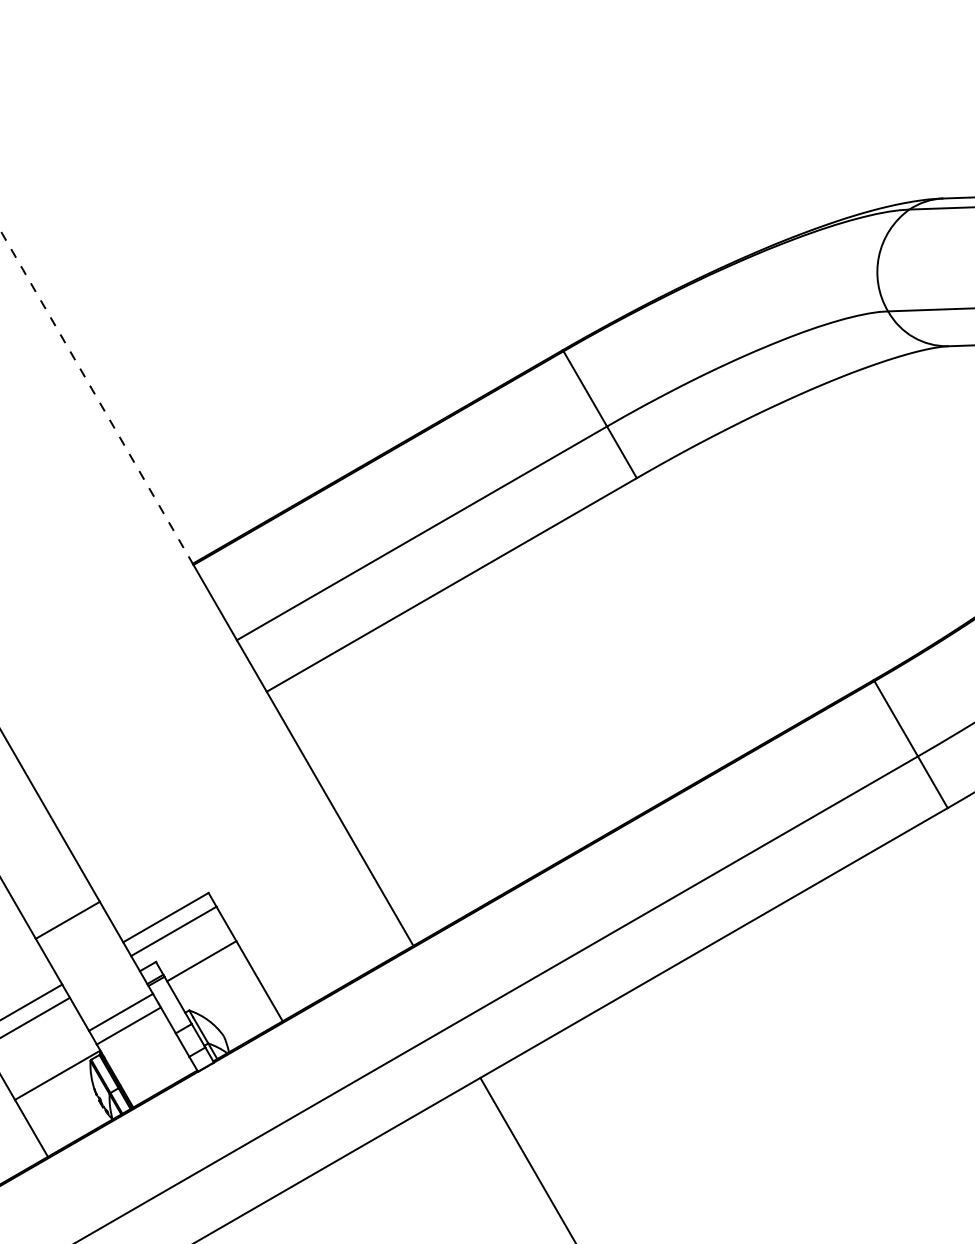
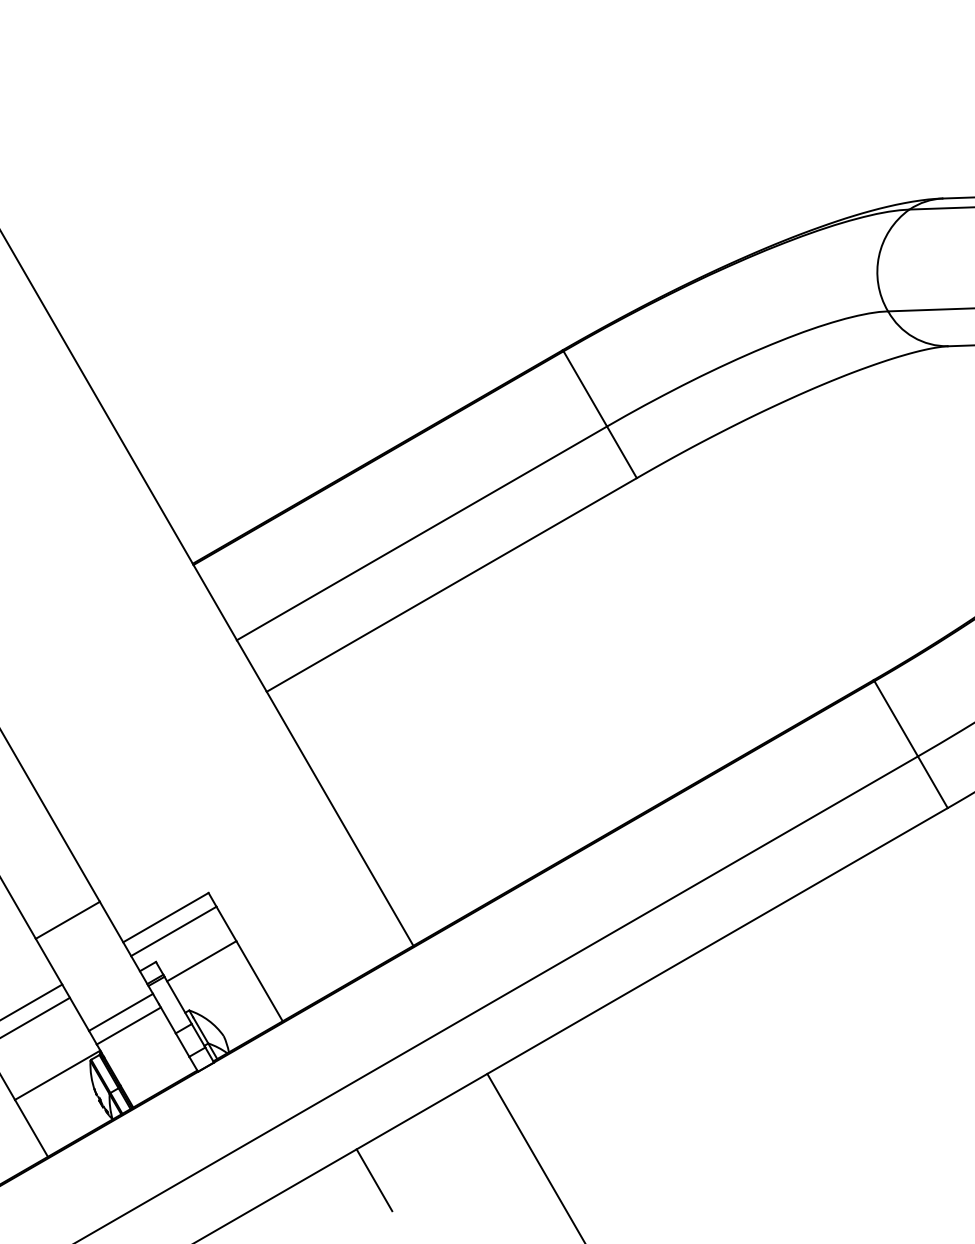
line: dashed -> solid (96, 397)
line position: (527, 1158) -> (535, 1156) (535, 1156)
line: none -> present (374, 1180)
